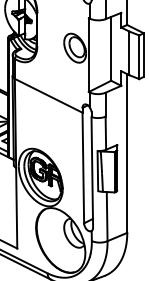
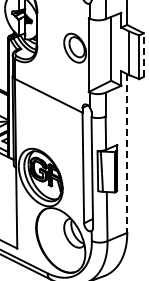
line: solid -> dashed (143, 55)
line: solid -> dashed (127, 154)
